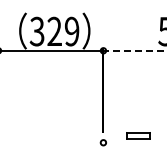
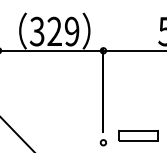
line: dashed -> solid (134, 50)
line: none -> present (17, 133)
part size: 25x8 px -> 41x12 px (138, 135)
